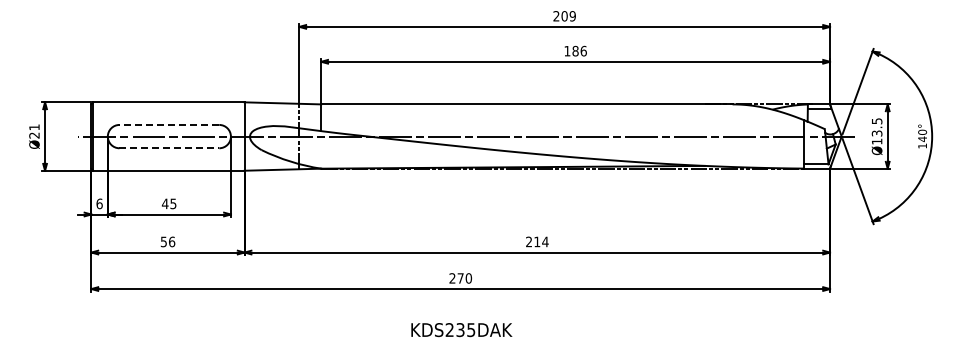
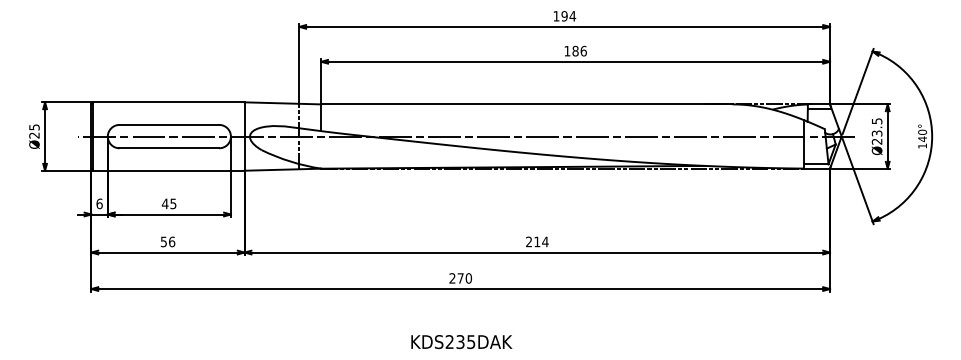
text: 209 -> 194 (564, 16)
line: dashed -> solid (169, 124)
text: Ø21 -> Ø25 (34, 127)
text: Ø13.5 -> Ø23.5 (876, 141)
line: dashed -> solid (169, 148)
text position: (461, 330) -> (461, 342) (461, 342)
